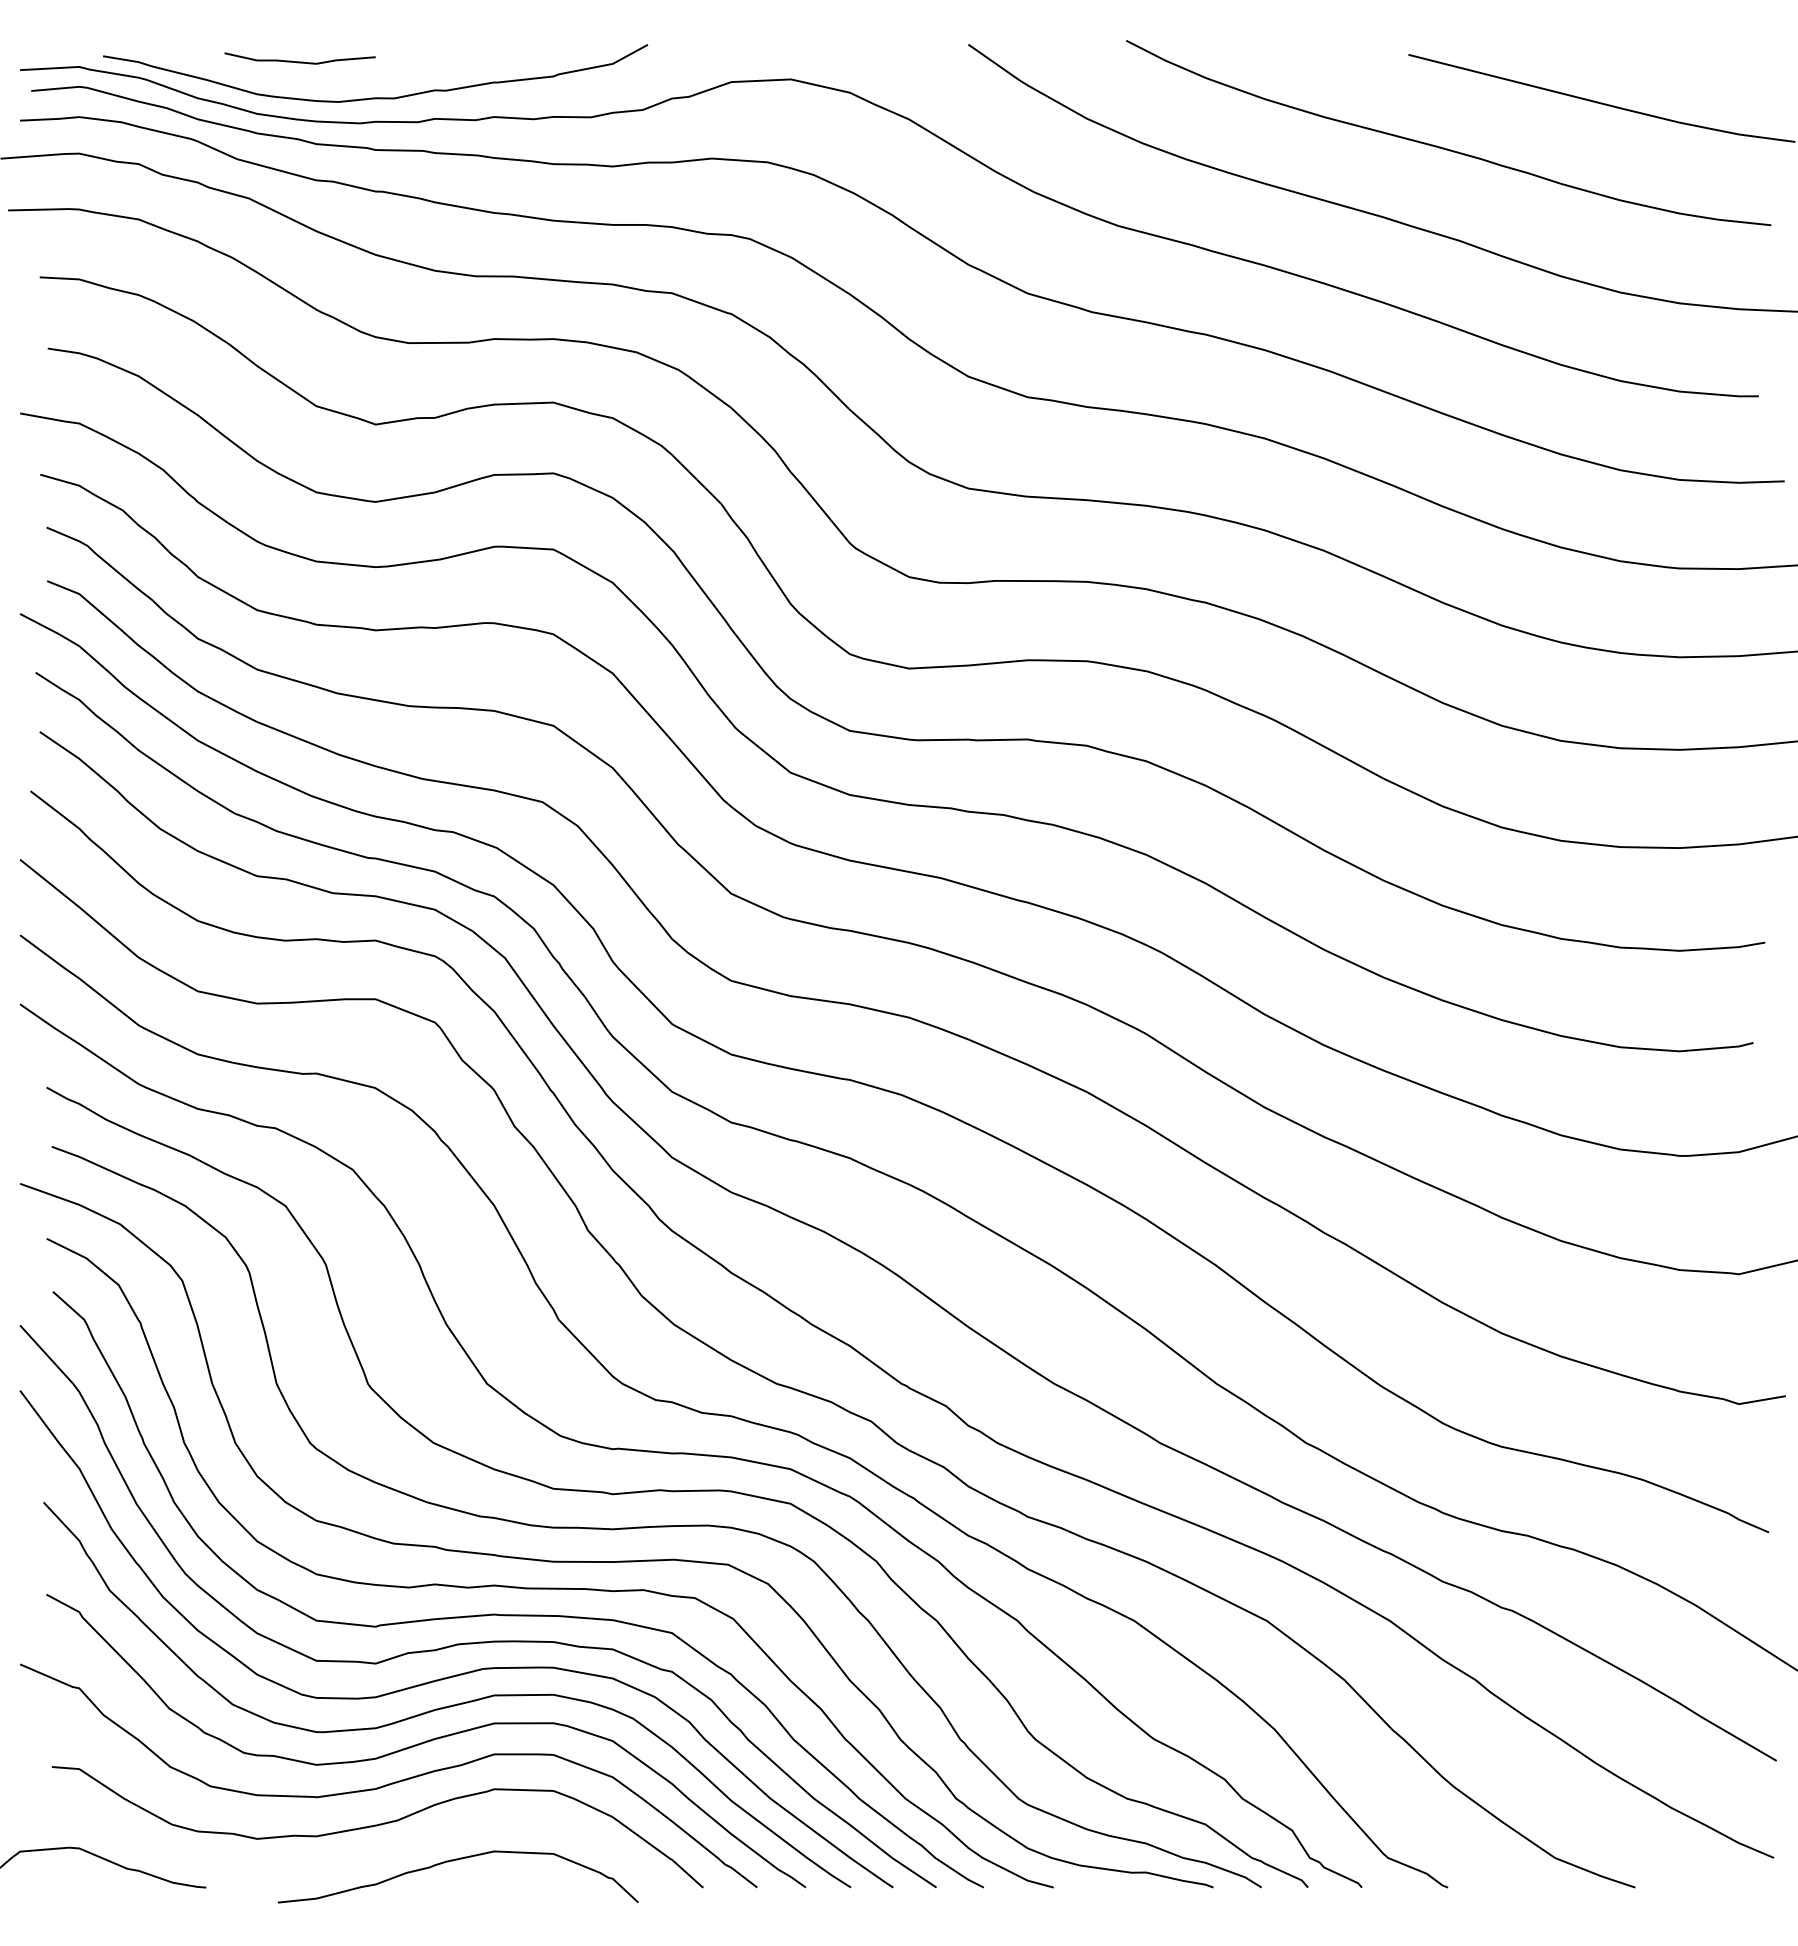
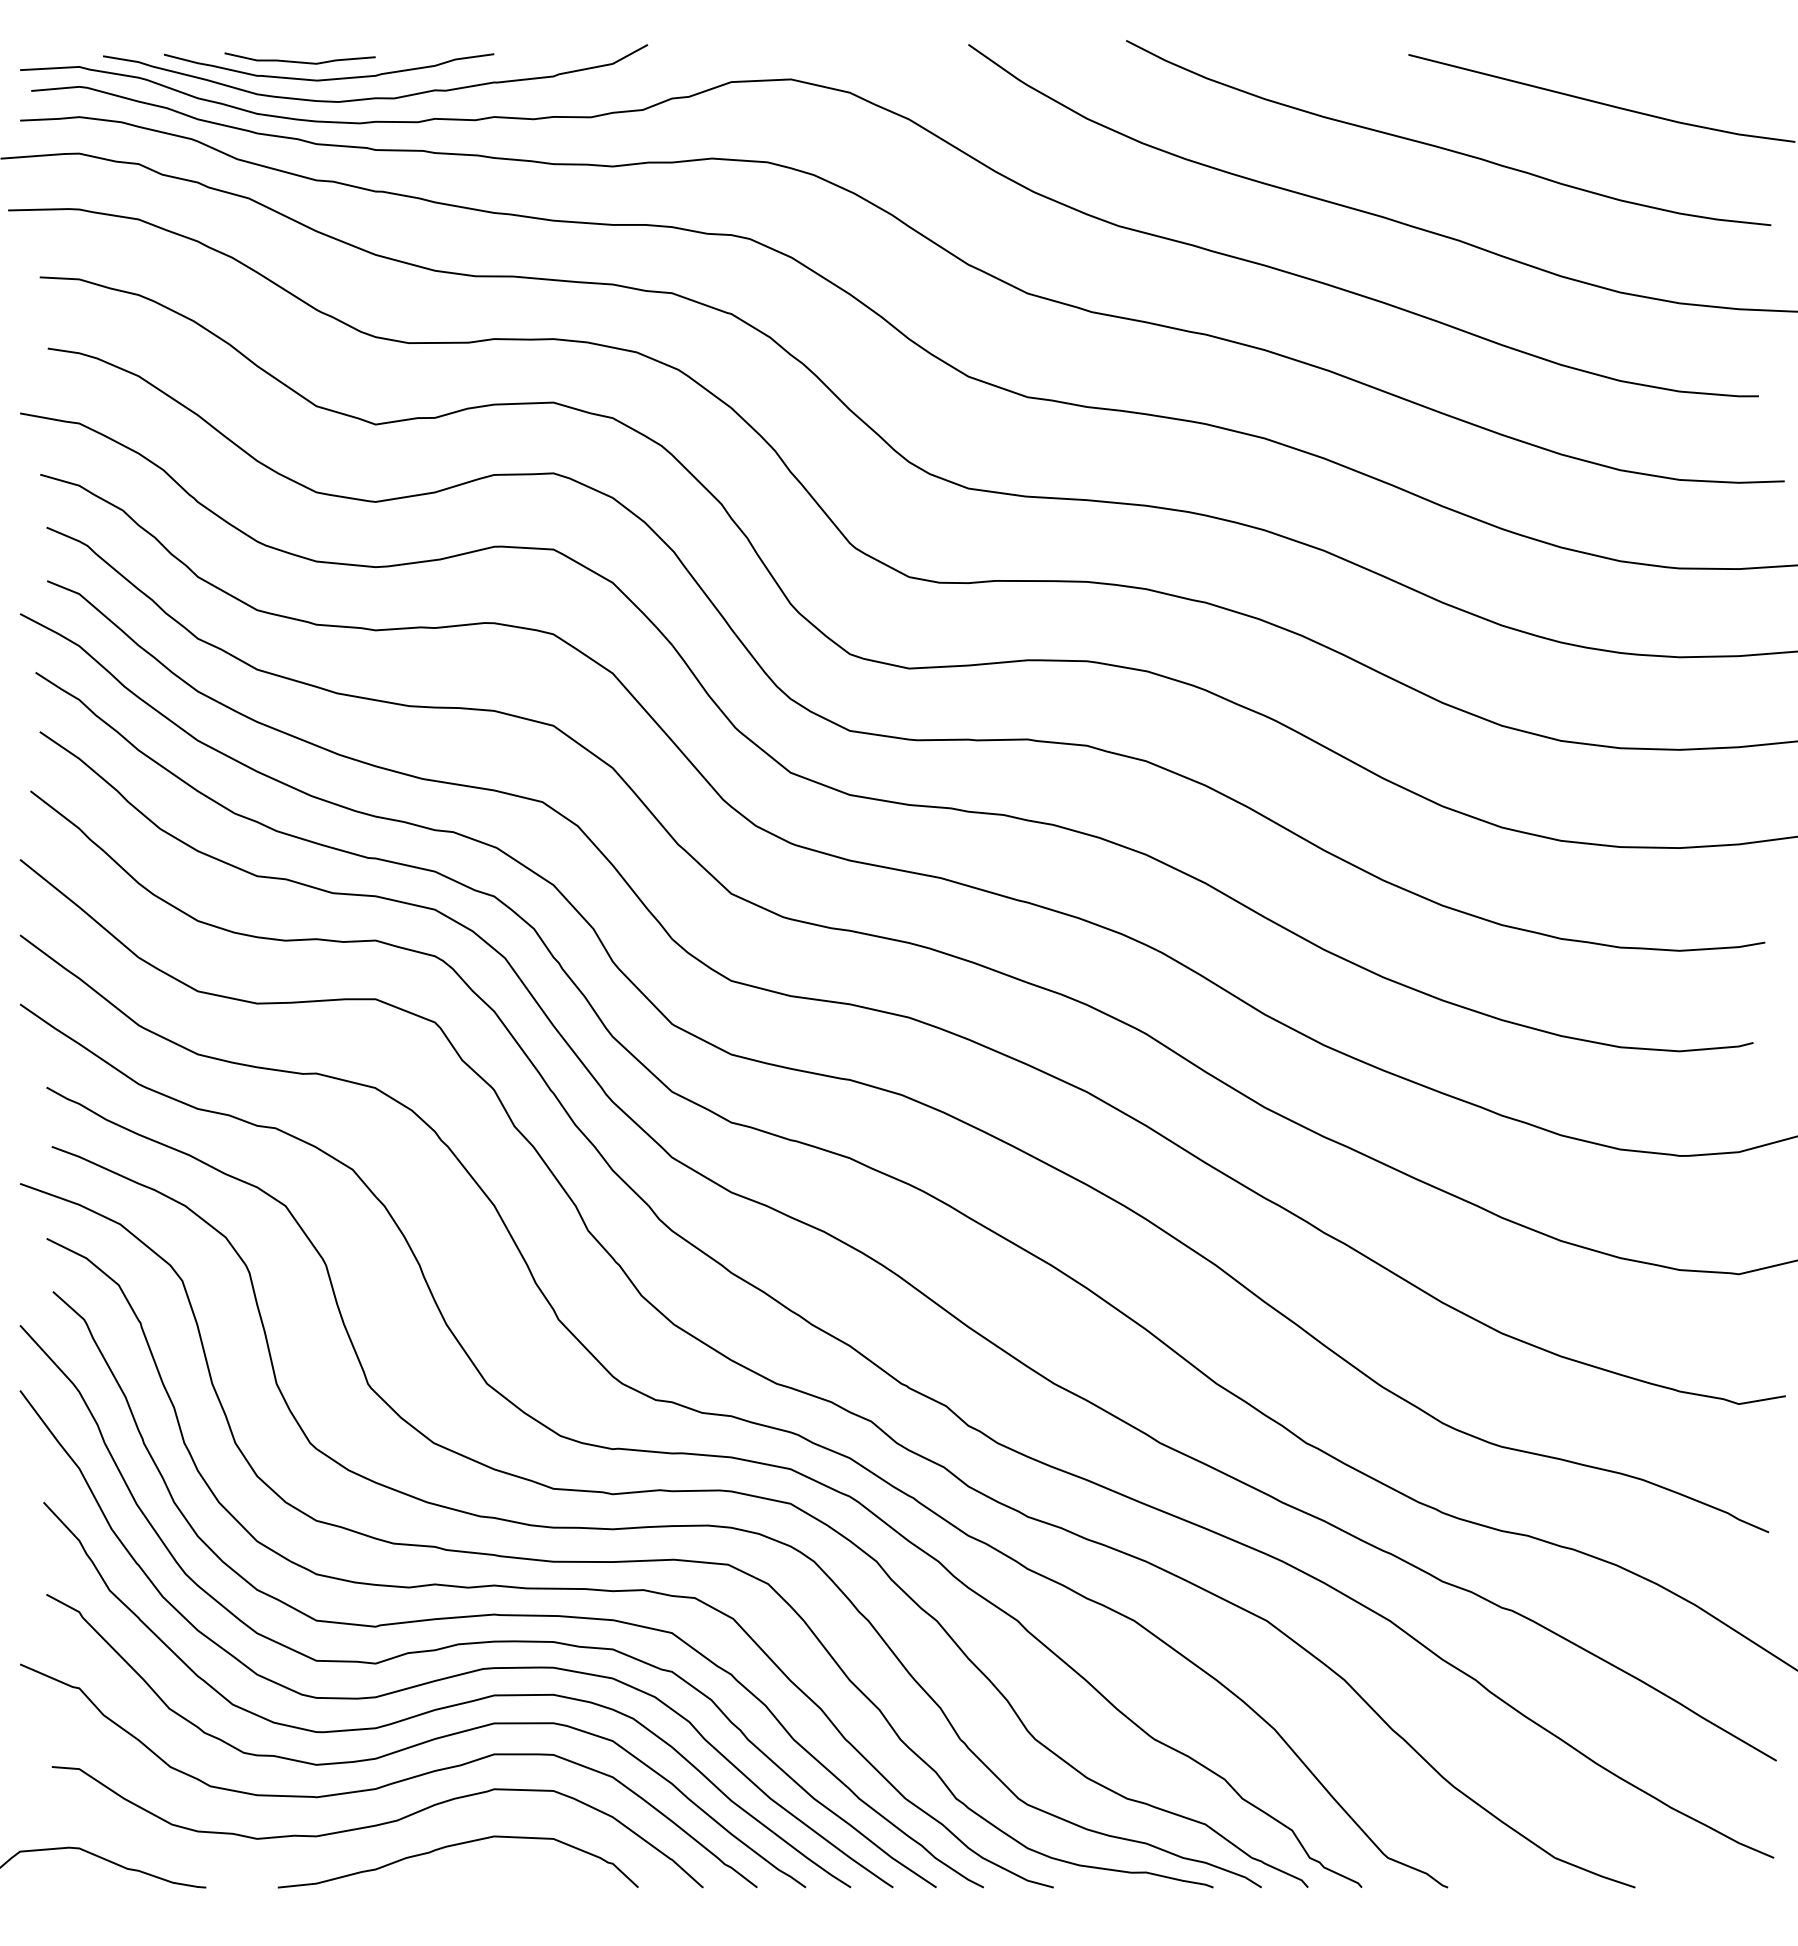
curve: none -> present (328, 78)
curve position: (453, 1861) -> (453, 1846) (453, 1846)
